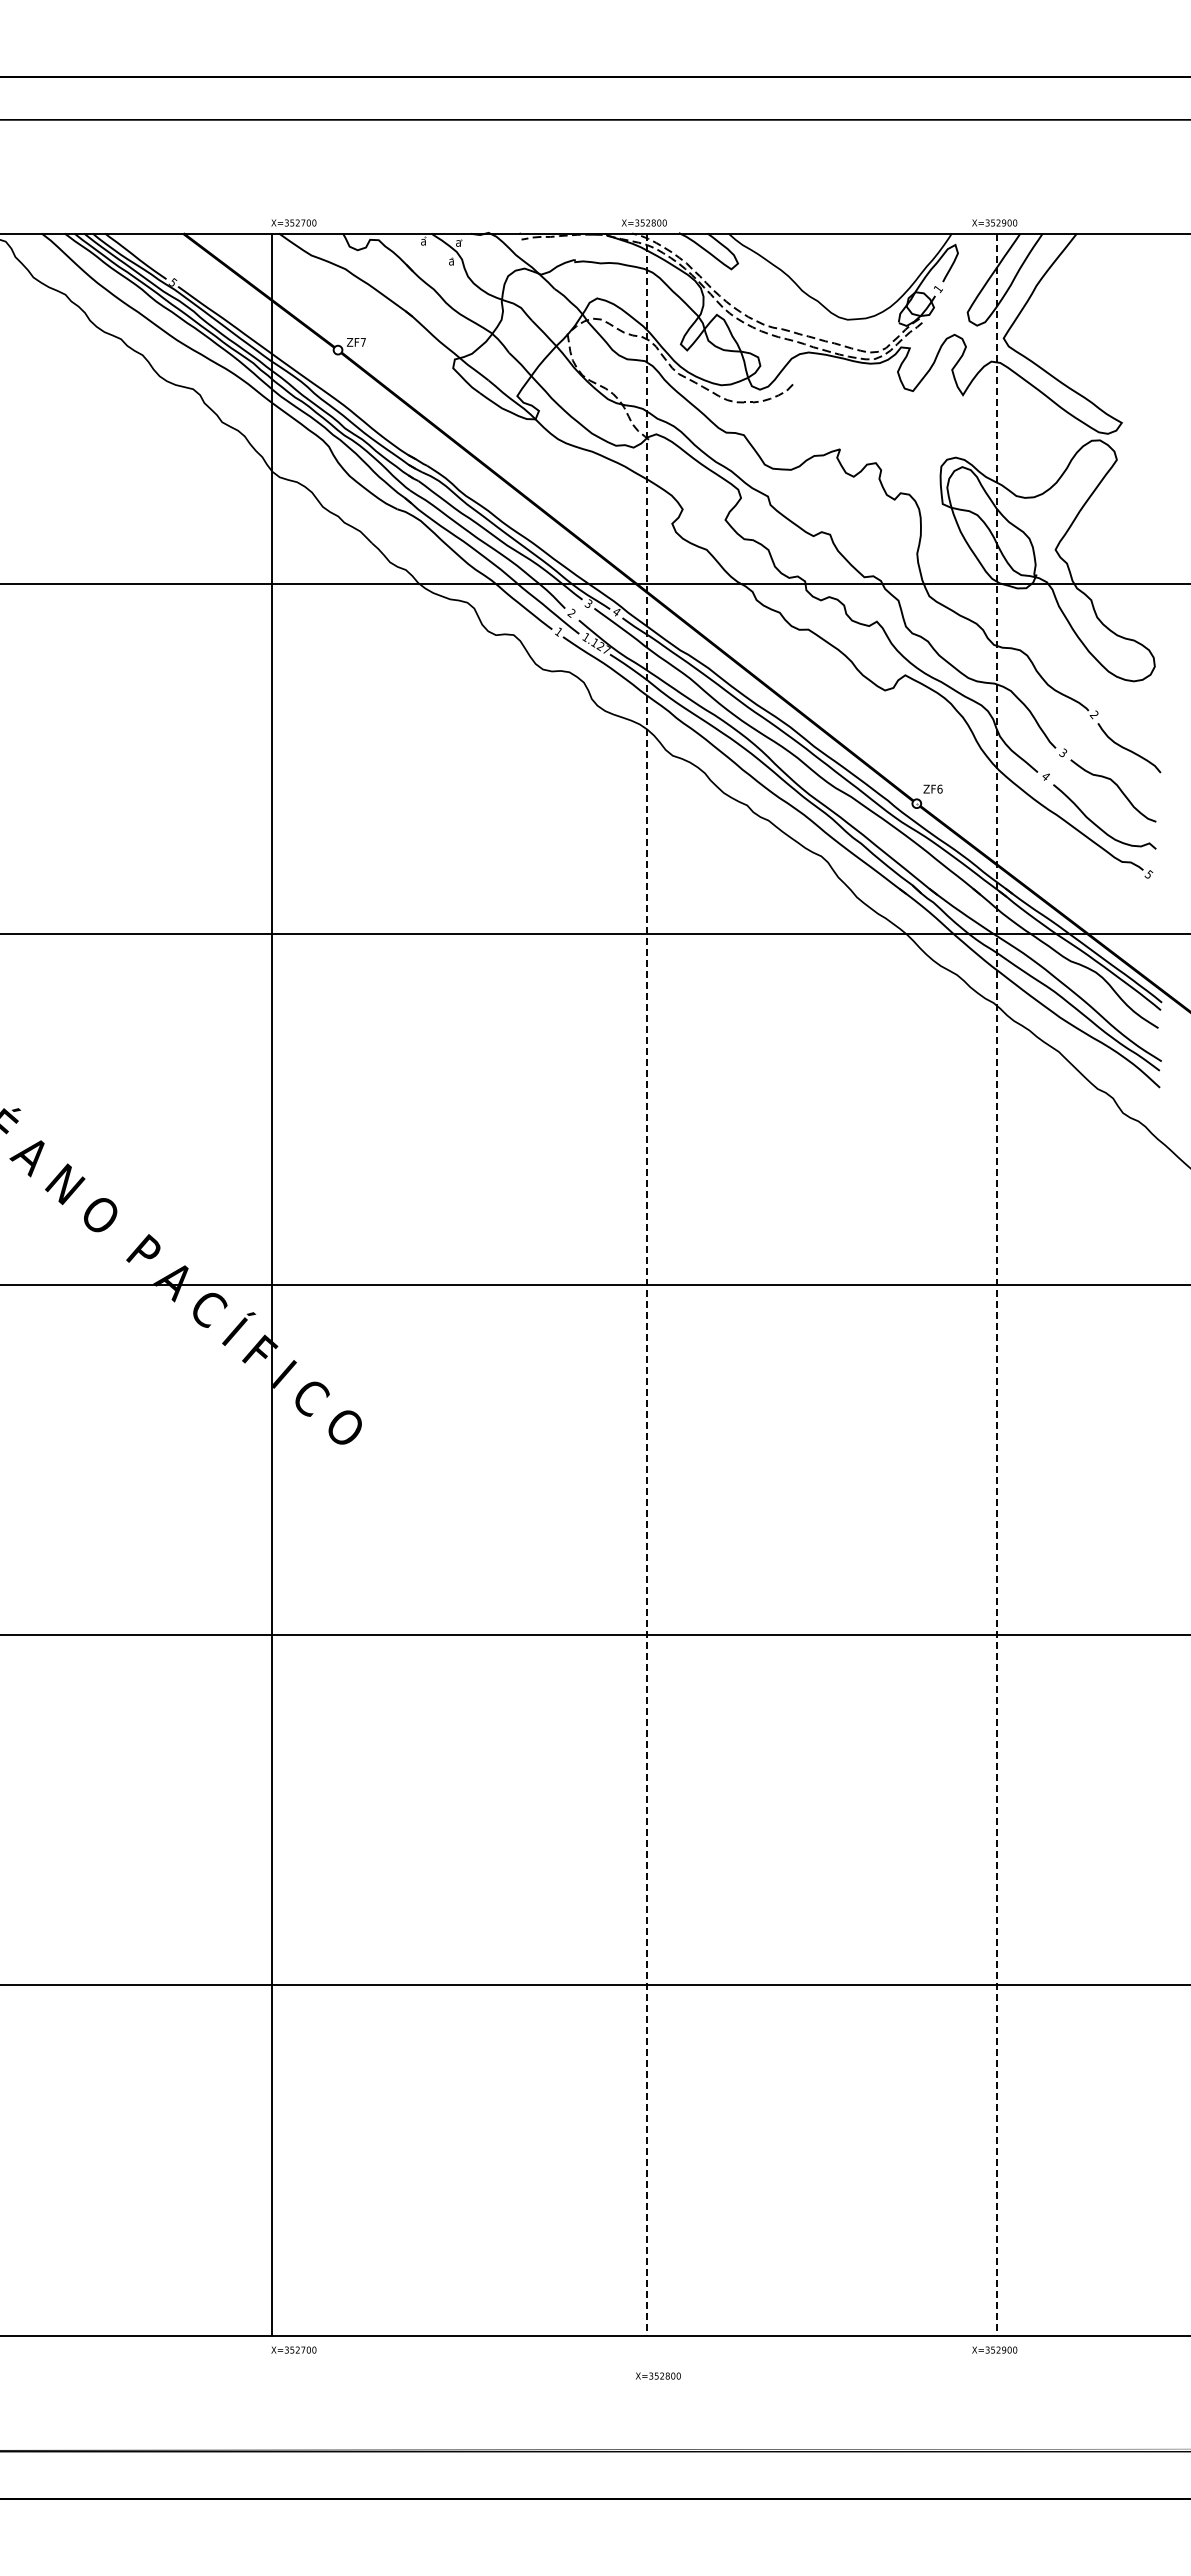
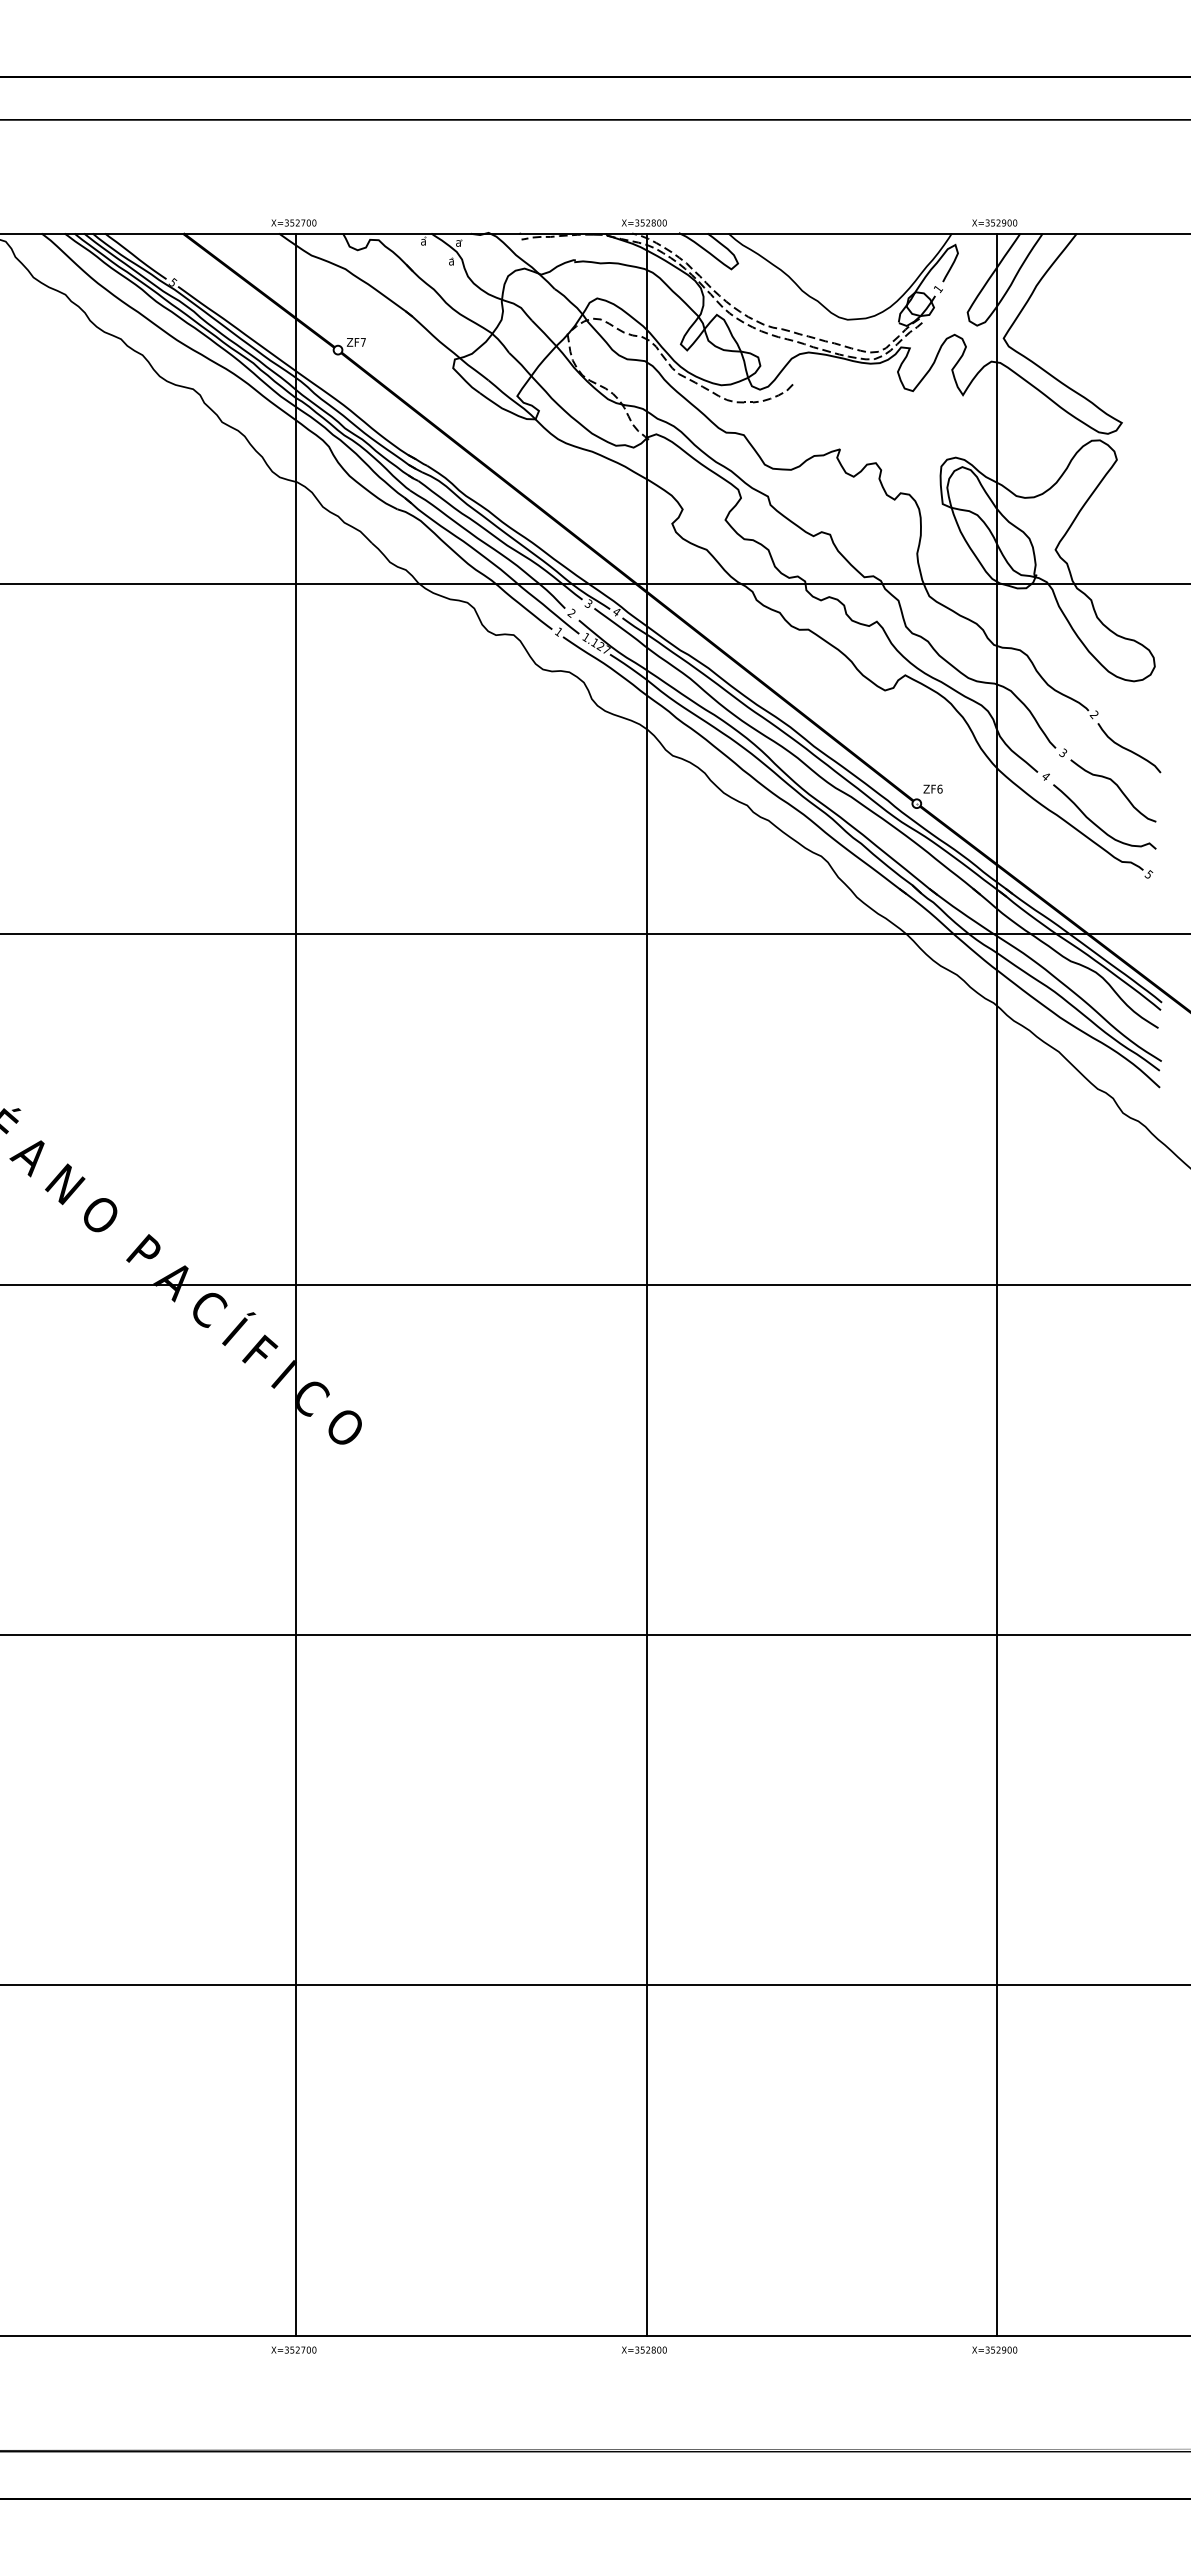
line position: (272, 1284) -> (296, 1284) (296, 1284)
line: dashed -> solid (646, 1285)
line: dashed -> solid (997, 1285)
text position: (657, 2375) -> (643, 2349) (643, 2349)
